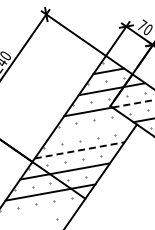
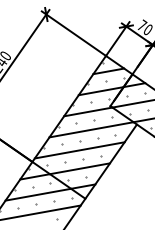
line: dashed -> solid (134, 103)
line: none -> present (91, 129)
line: dashed -> solid (79, 150)
line: none -> present (41, 212)
